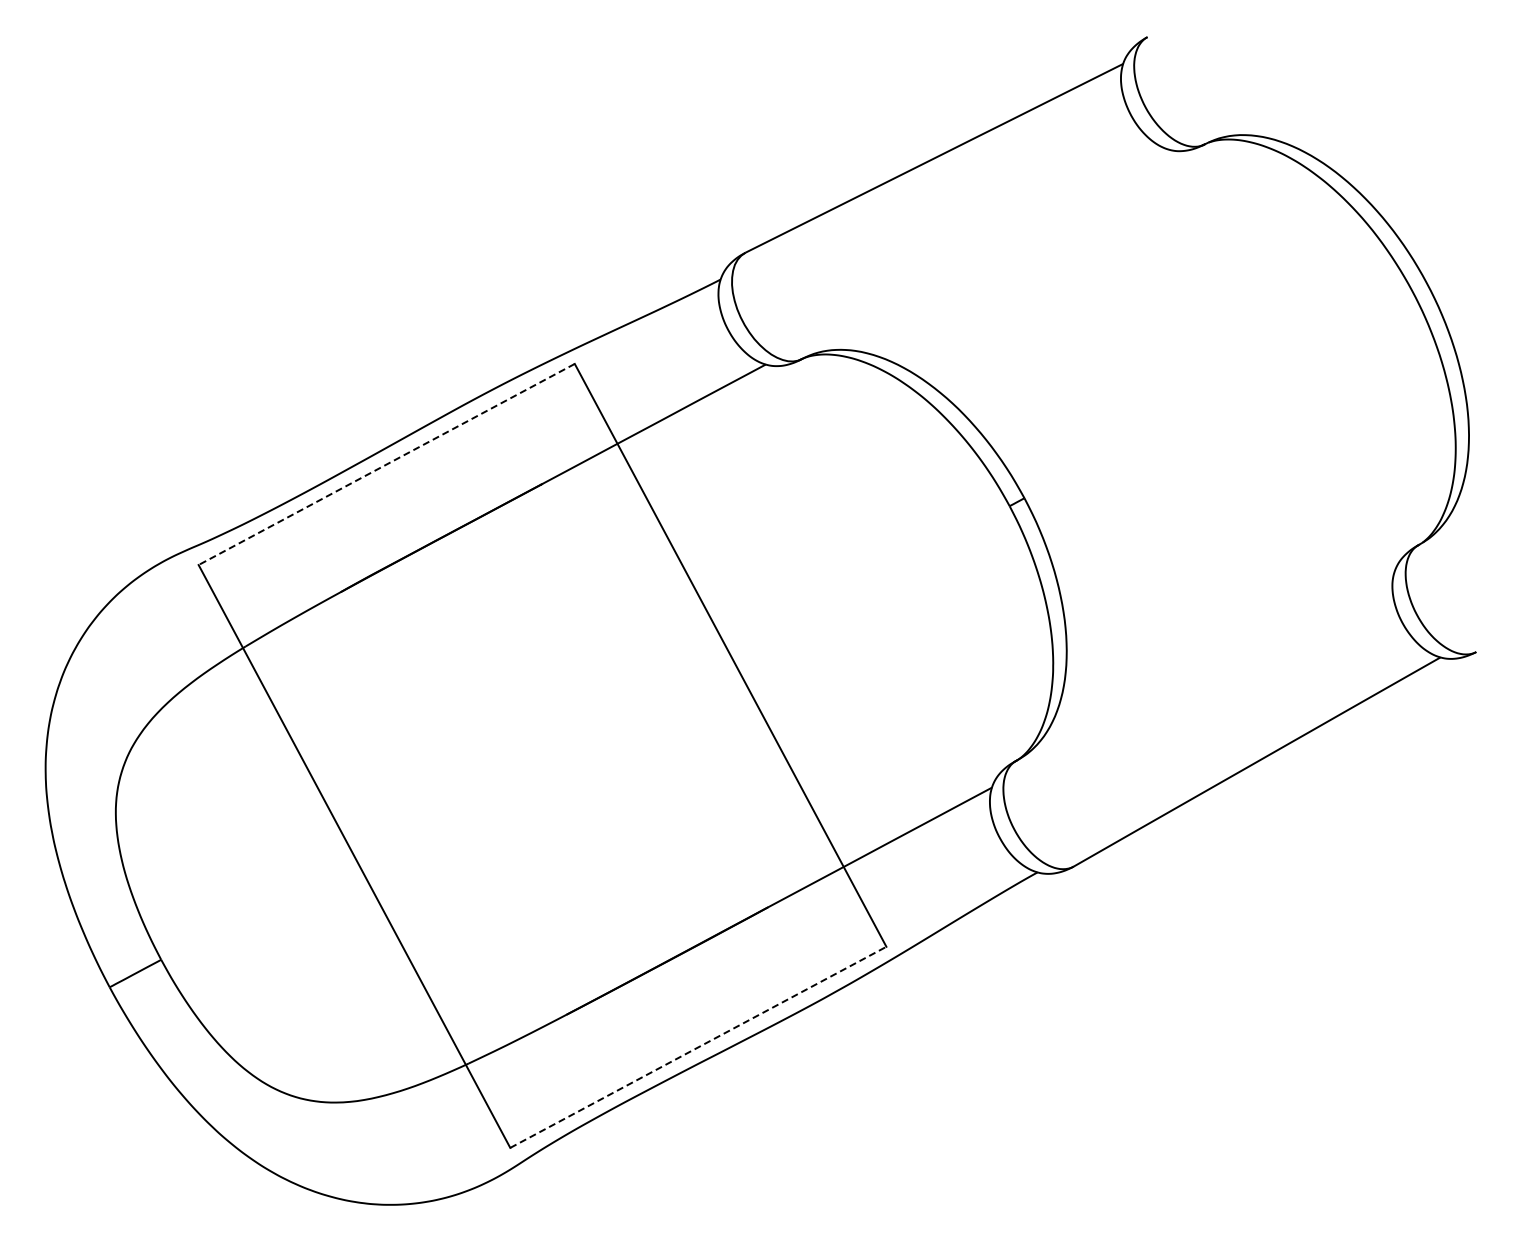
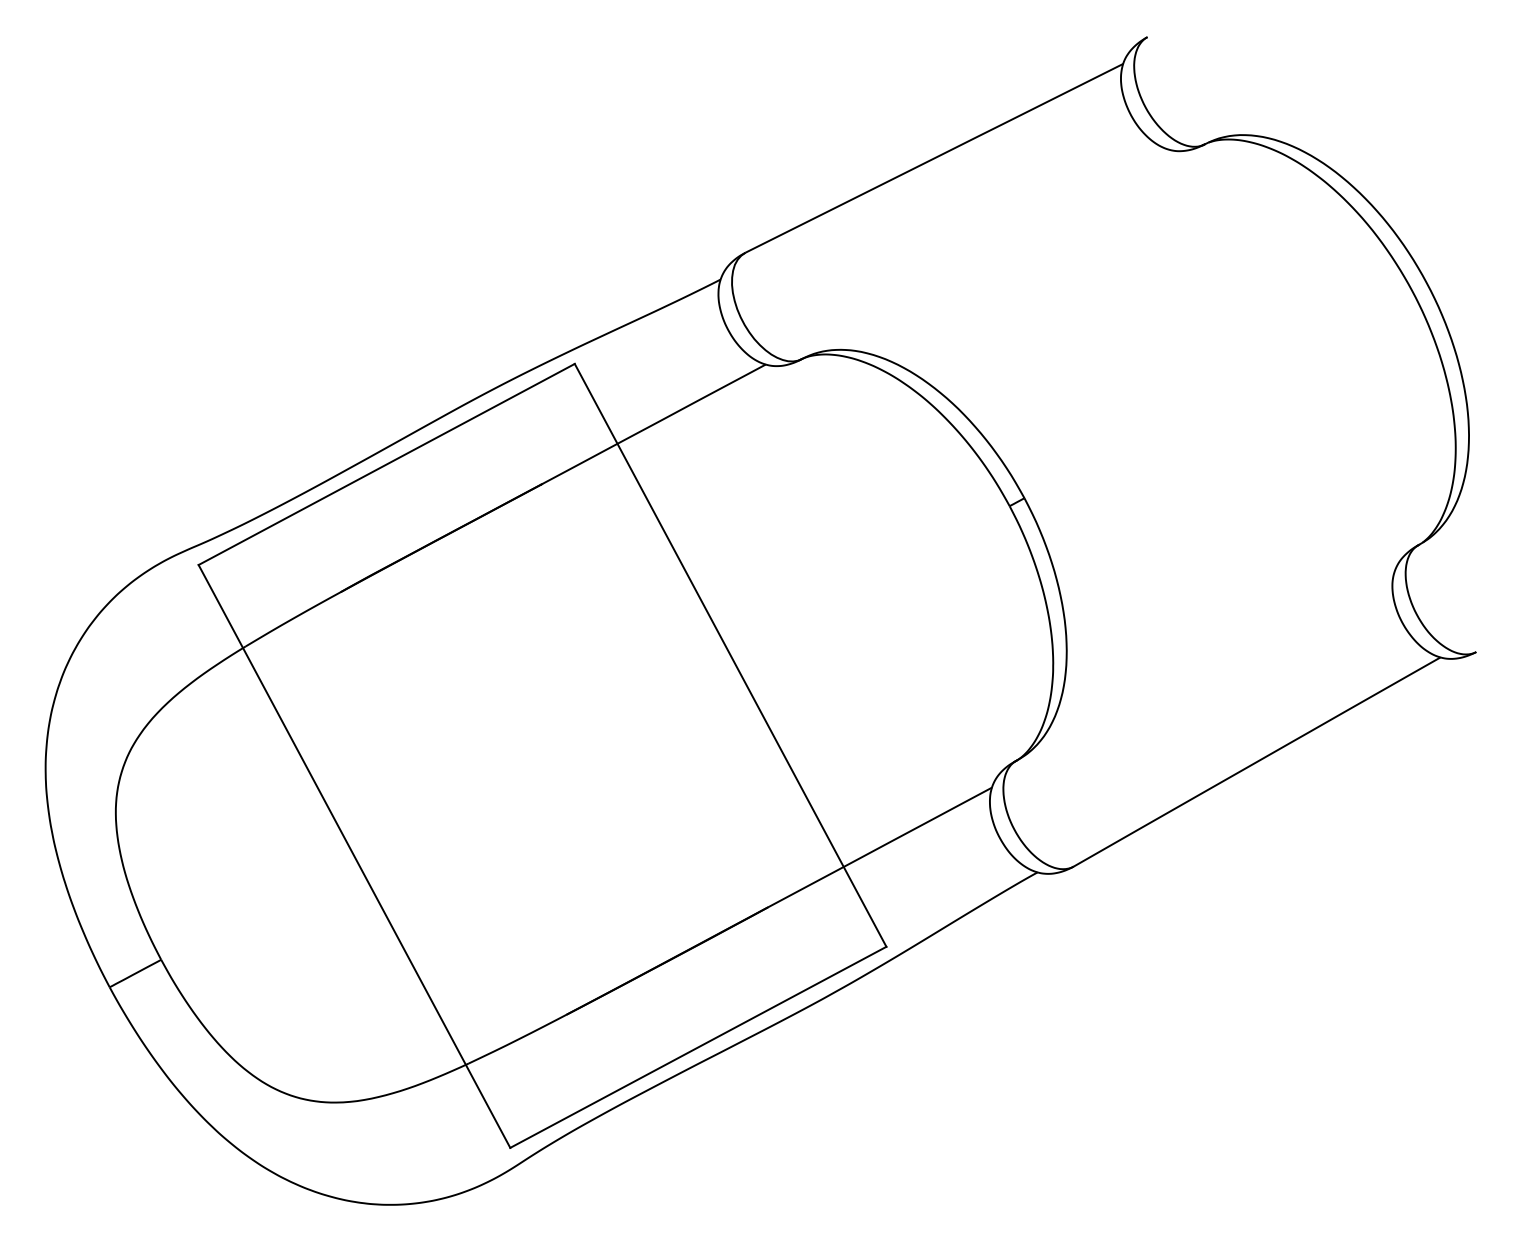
line: dashed -> solid (386, 464)
line: dashed -> solid (698, 1047)
